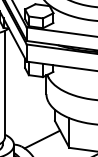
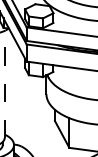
line: solid -> dashed (4, 83)
line: present -> none (42, 139)
